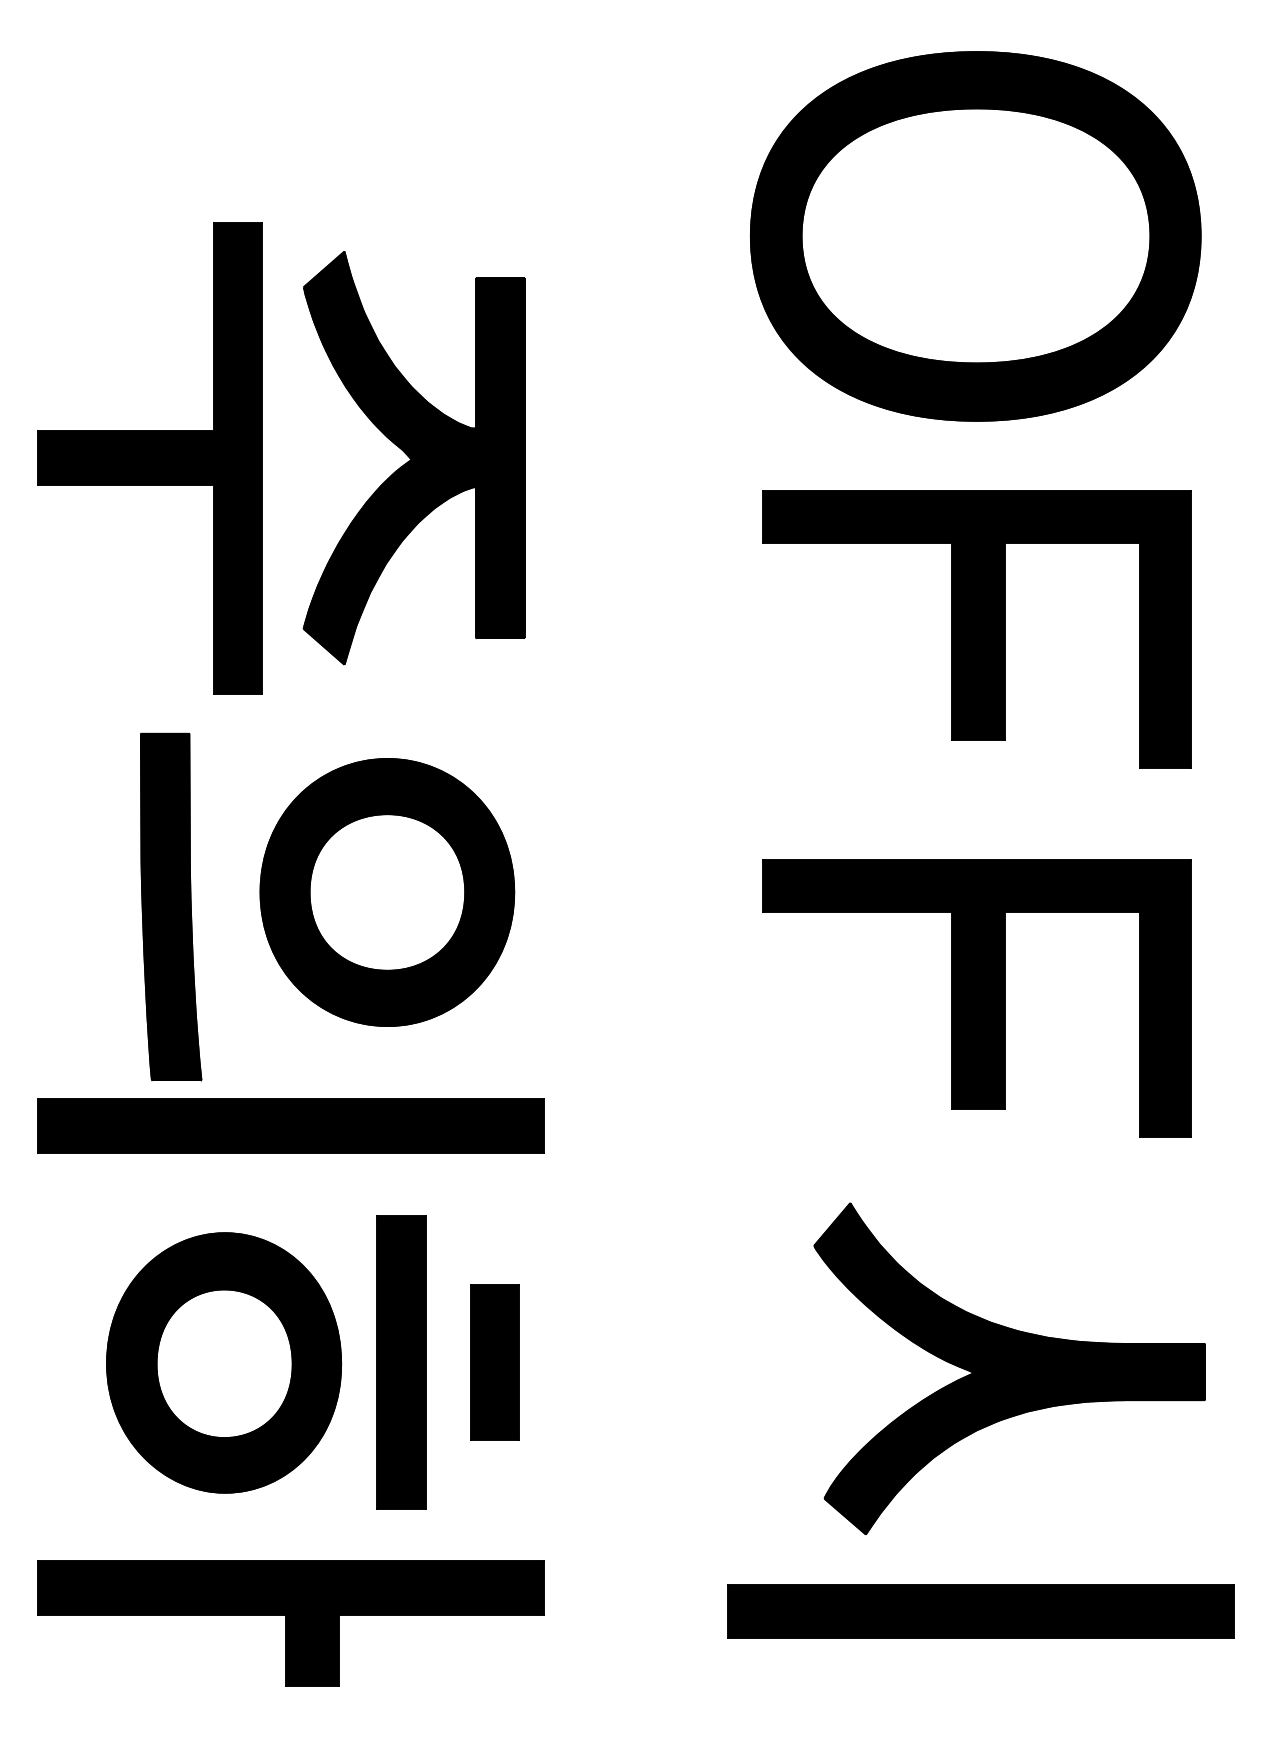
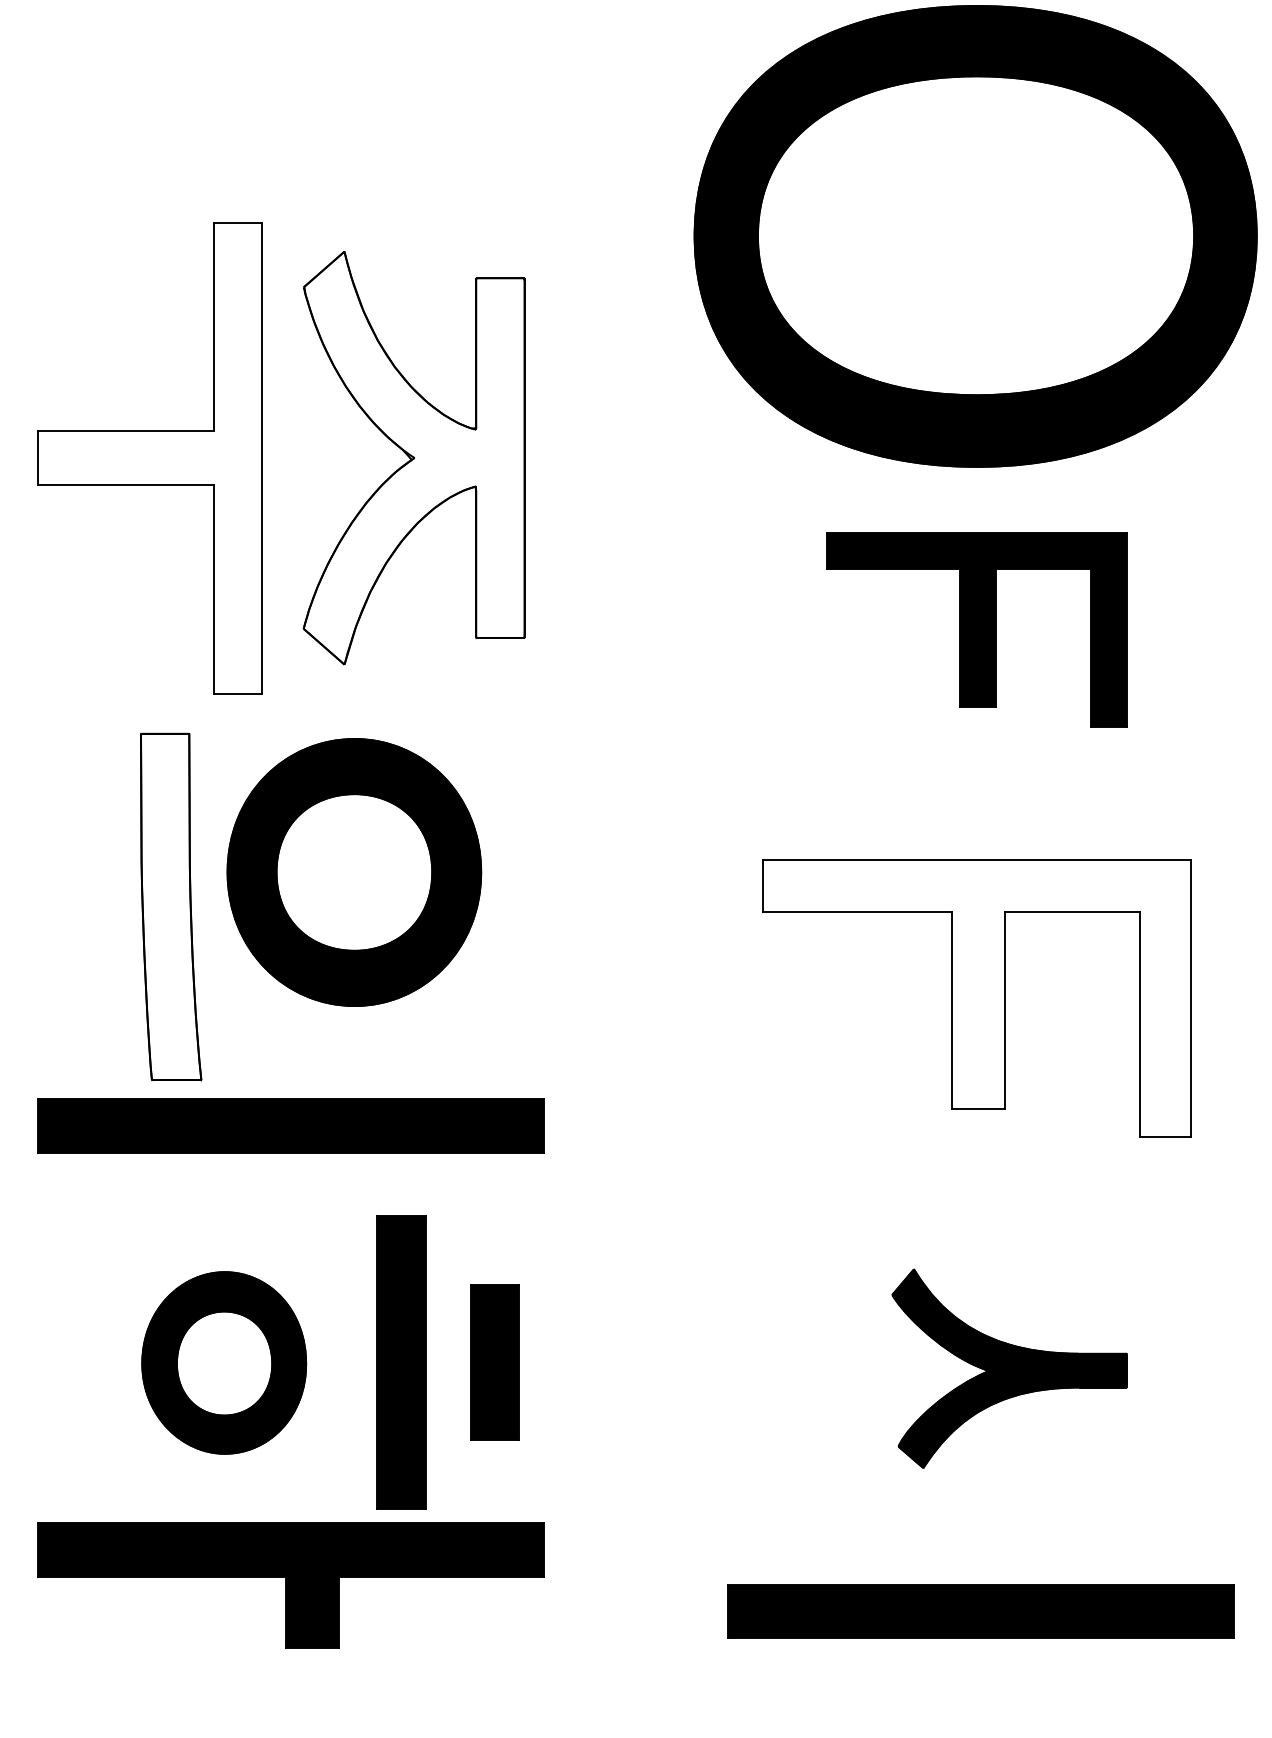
part size: 452x371 px -> 565x463 px (975, 236)
fill: present -> none (149, 457)
fill: present -> none (413, 457)
part size: 430x279 px -> 302x196 px (976, 629)
part position: (387, 892) -> (354, 872) (354, 872)
fill: present -> none (171, 906)
fill: present -> none (977, 998)
part size: 237x262 px -> 167x184 px (224, 1362)
part size: 393x333 px -> 237x201 px (1009, 1368)
part position: (290, 1623) -> (290, 1585) (290, 1585)
